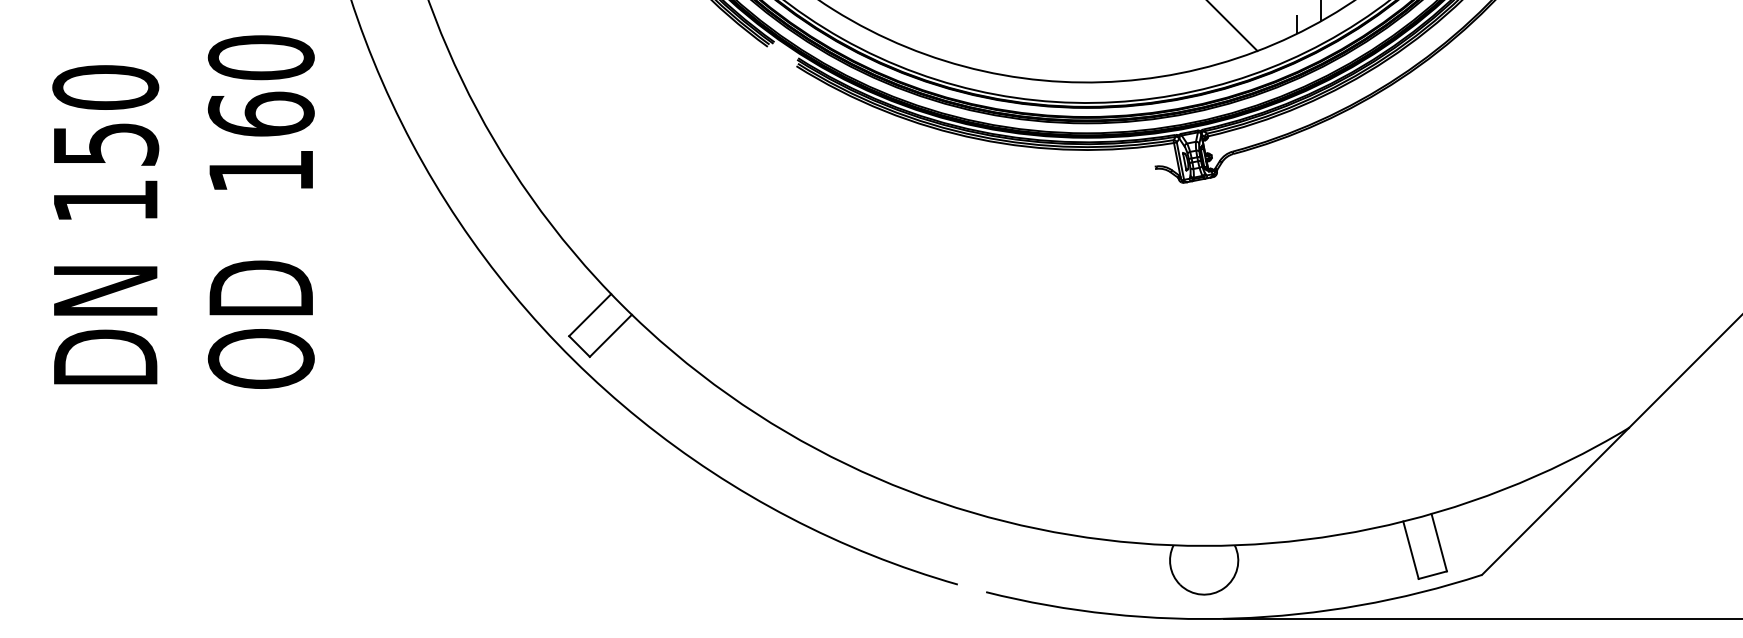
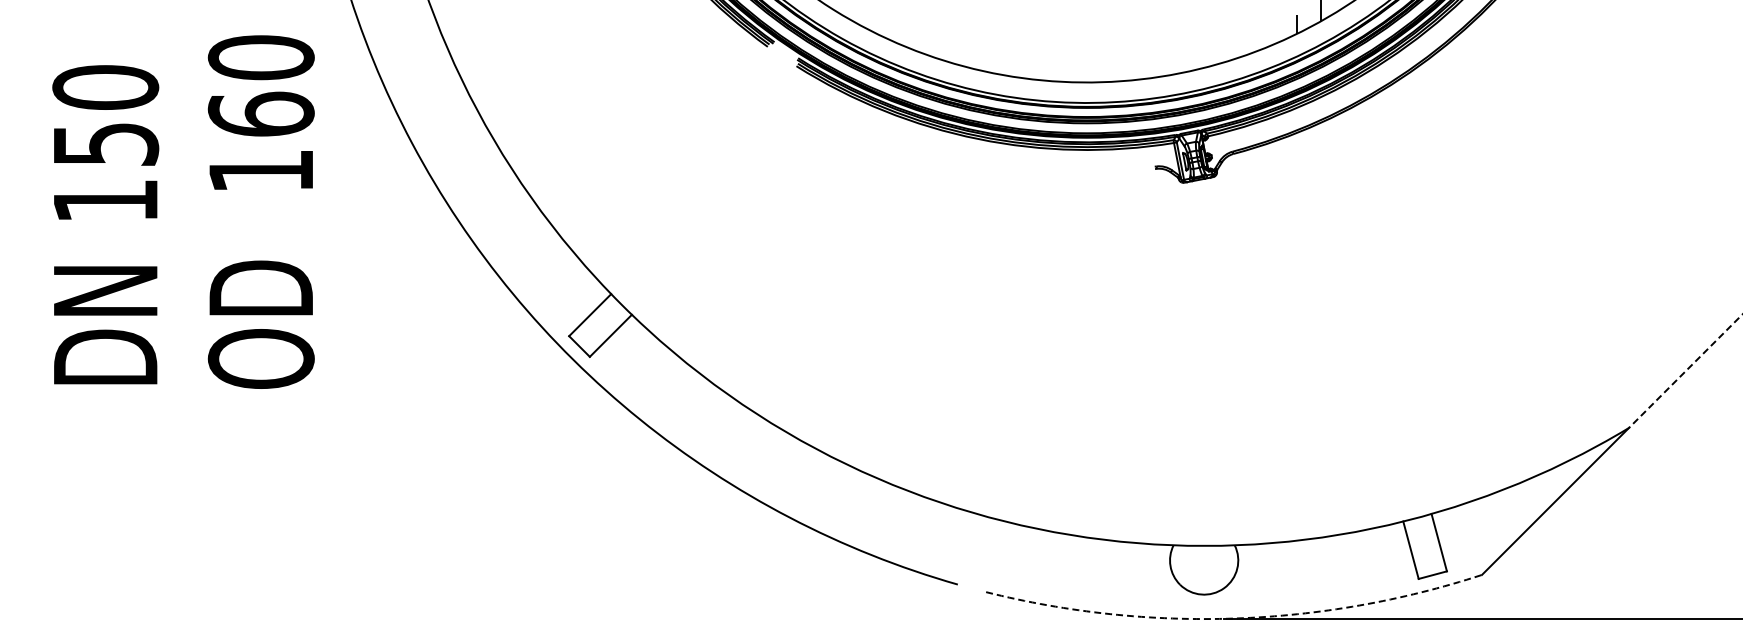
line: present -> none (1232, 26)
line: solid -> dashed (1685, 371)
arc: solid -> dashed (1235, 618)
